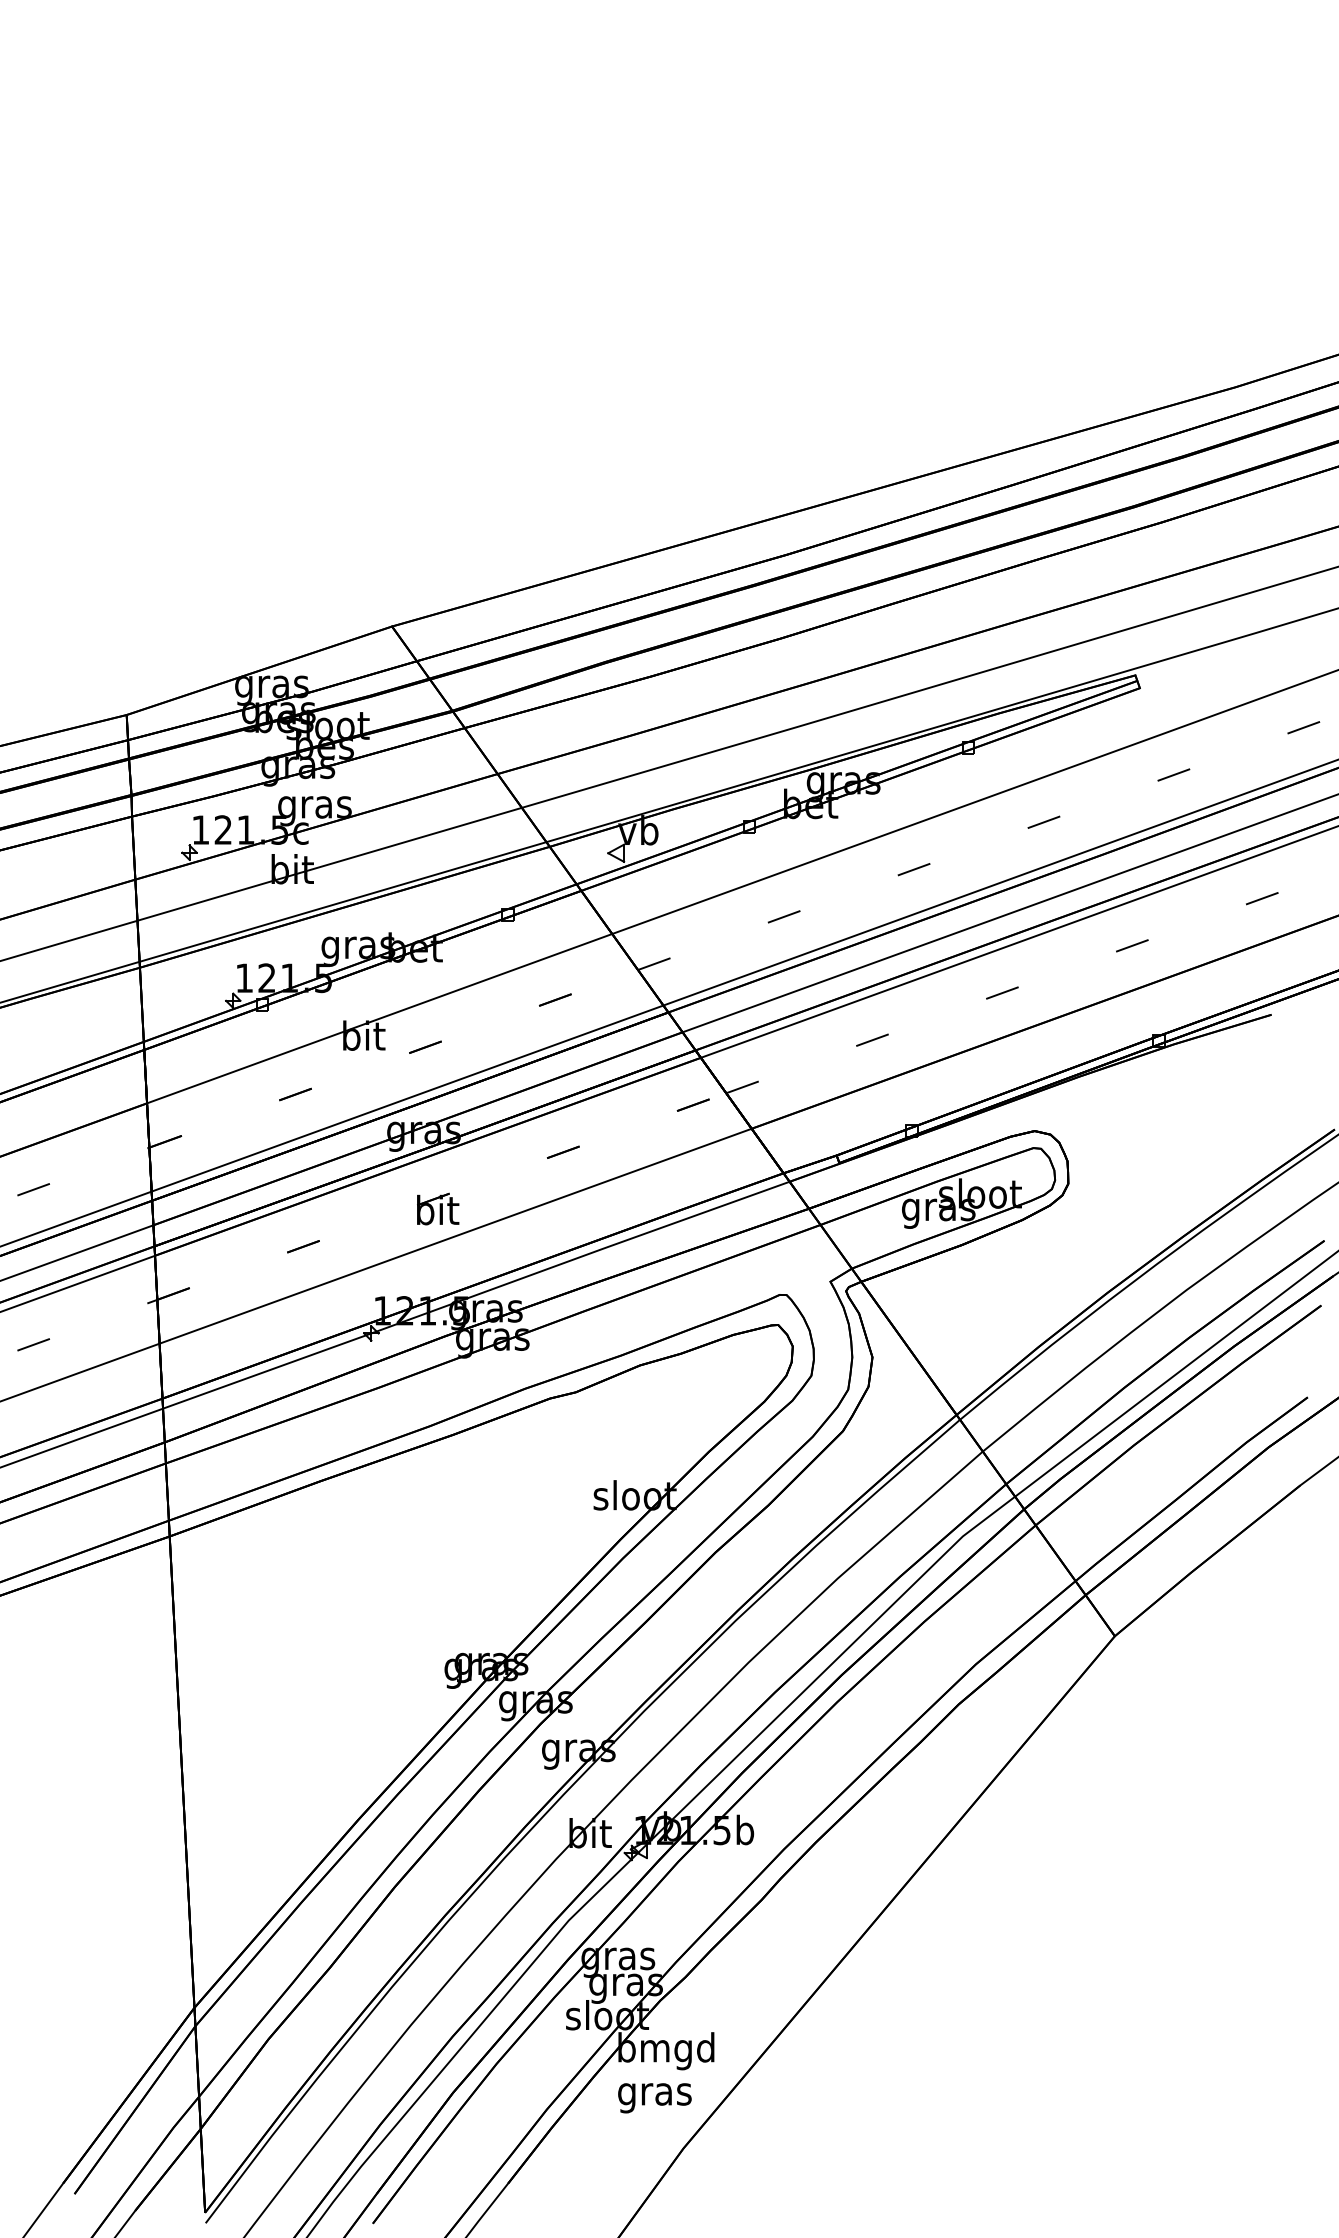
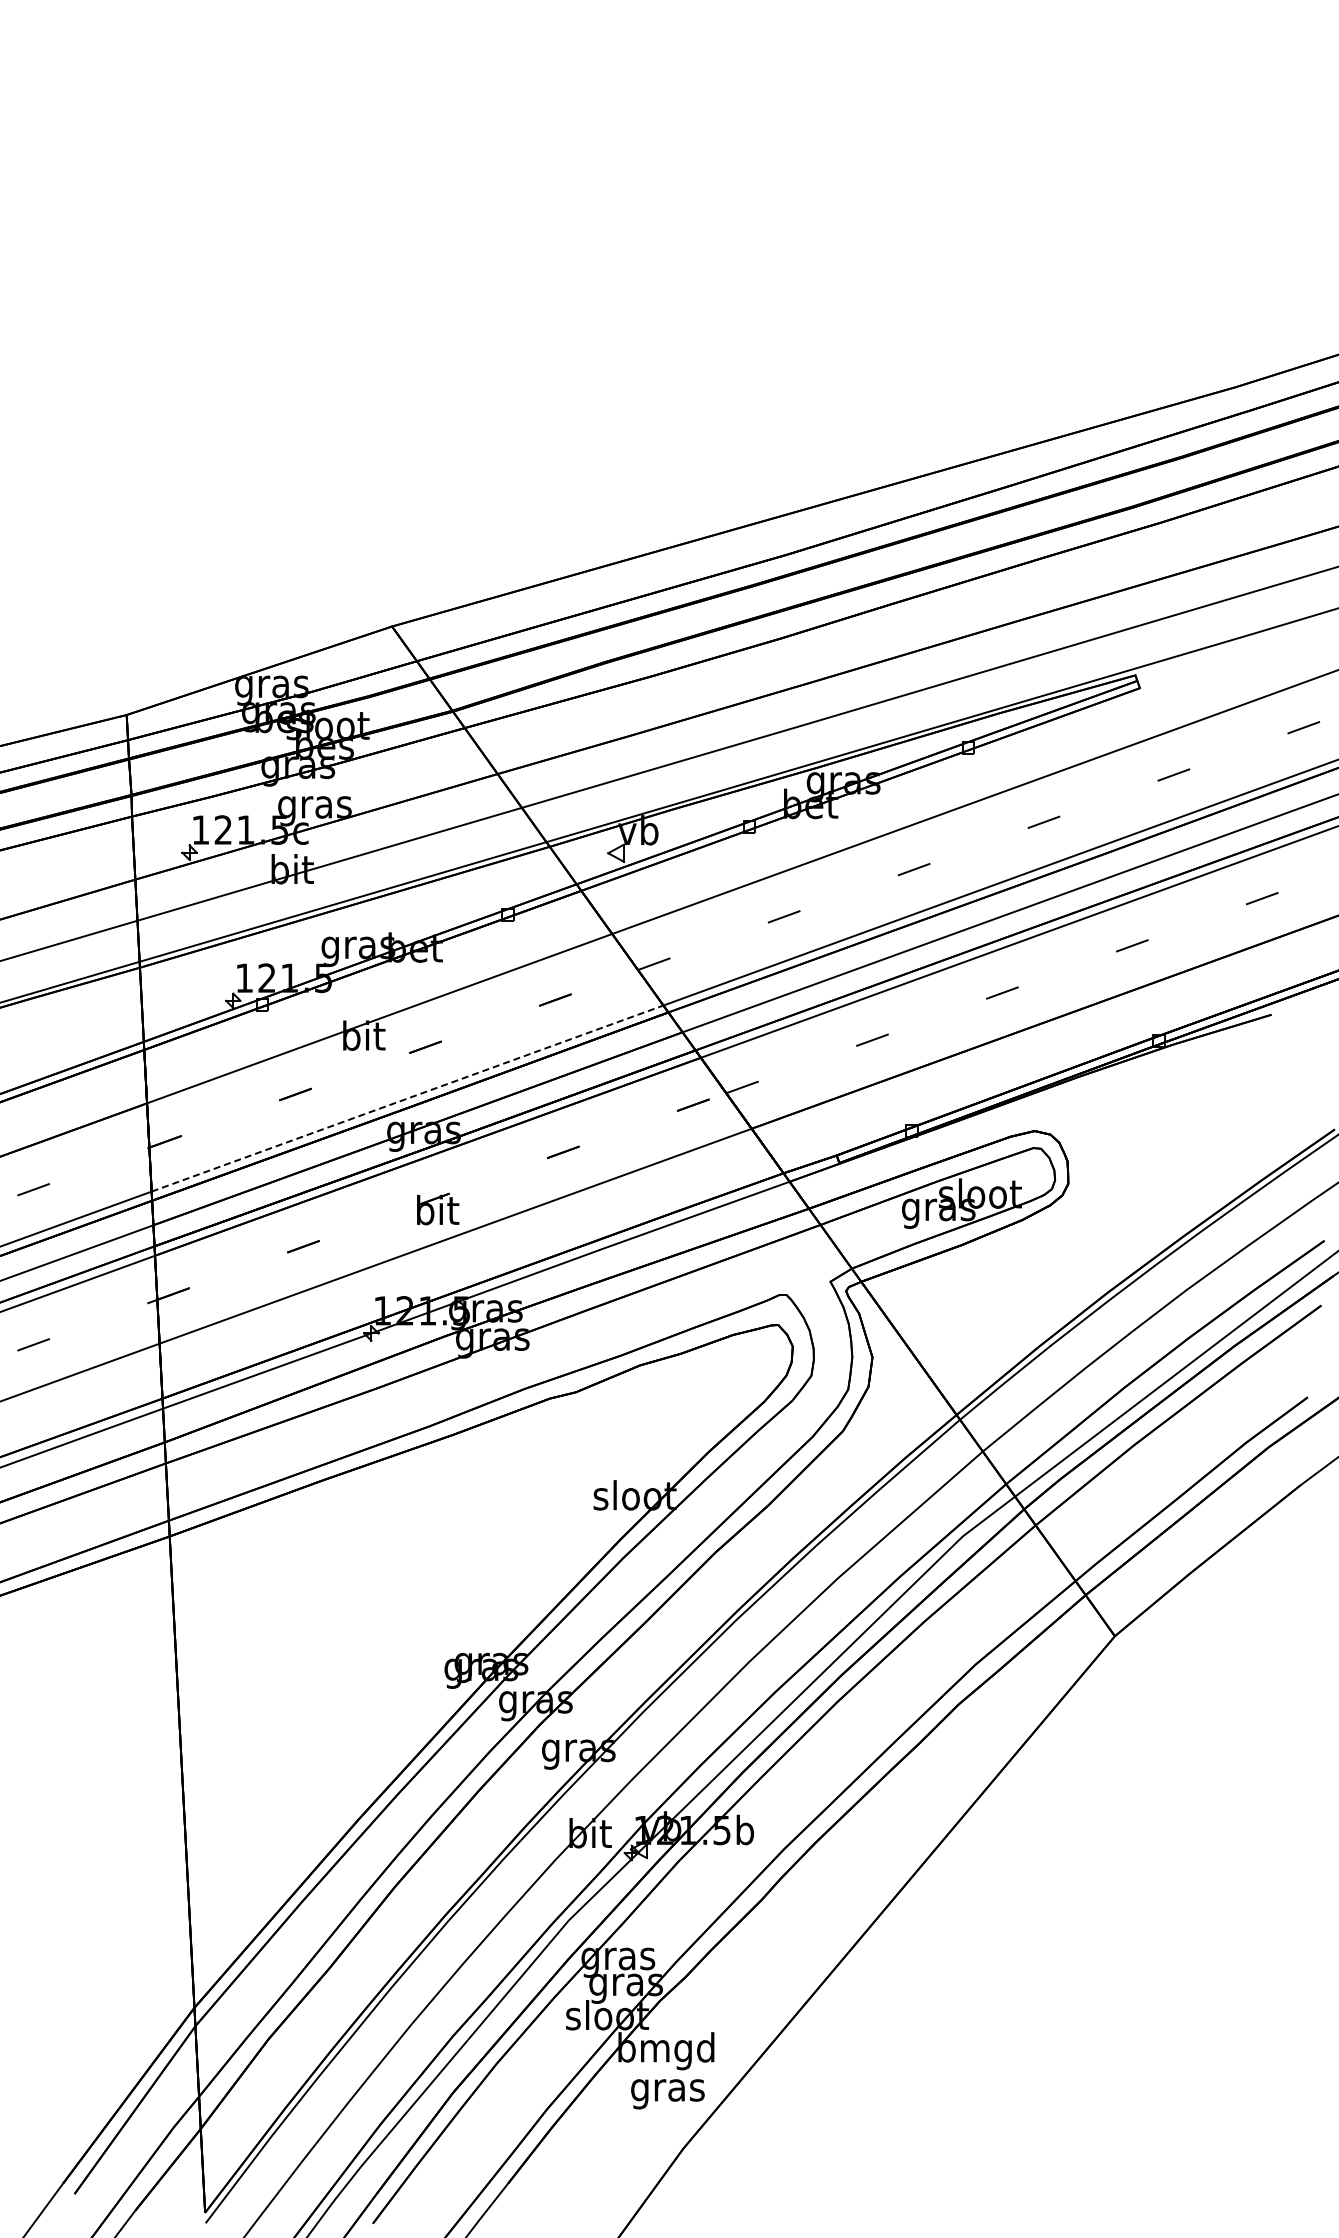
line: solid -> dashed (408, 1098)
text position: (654, 2098) -> (667, 2094) (667, 2094)
